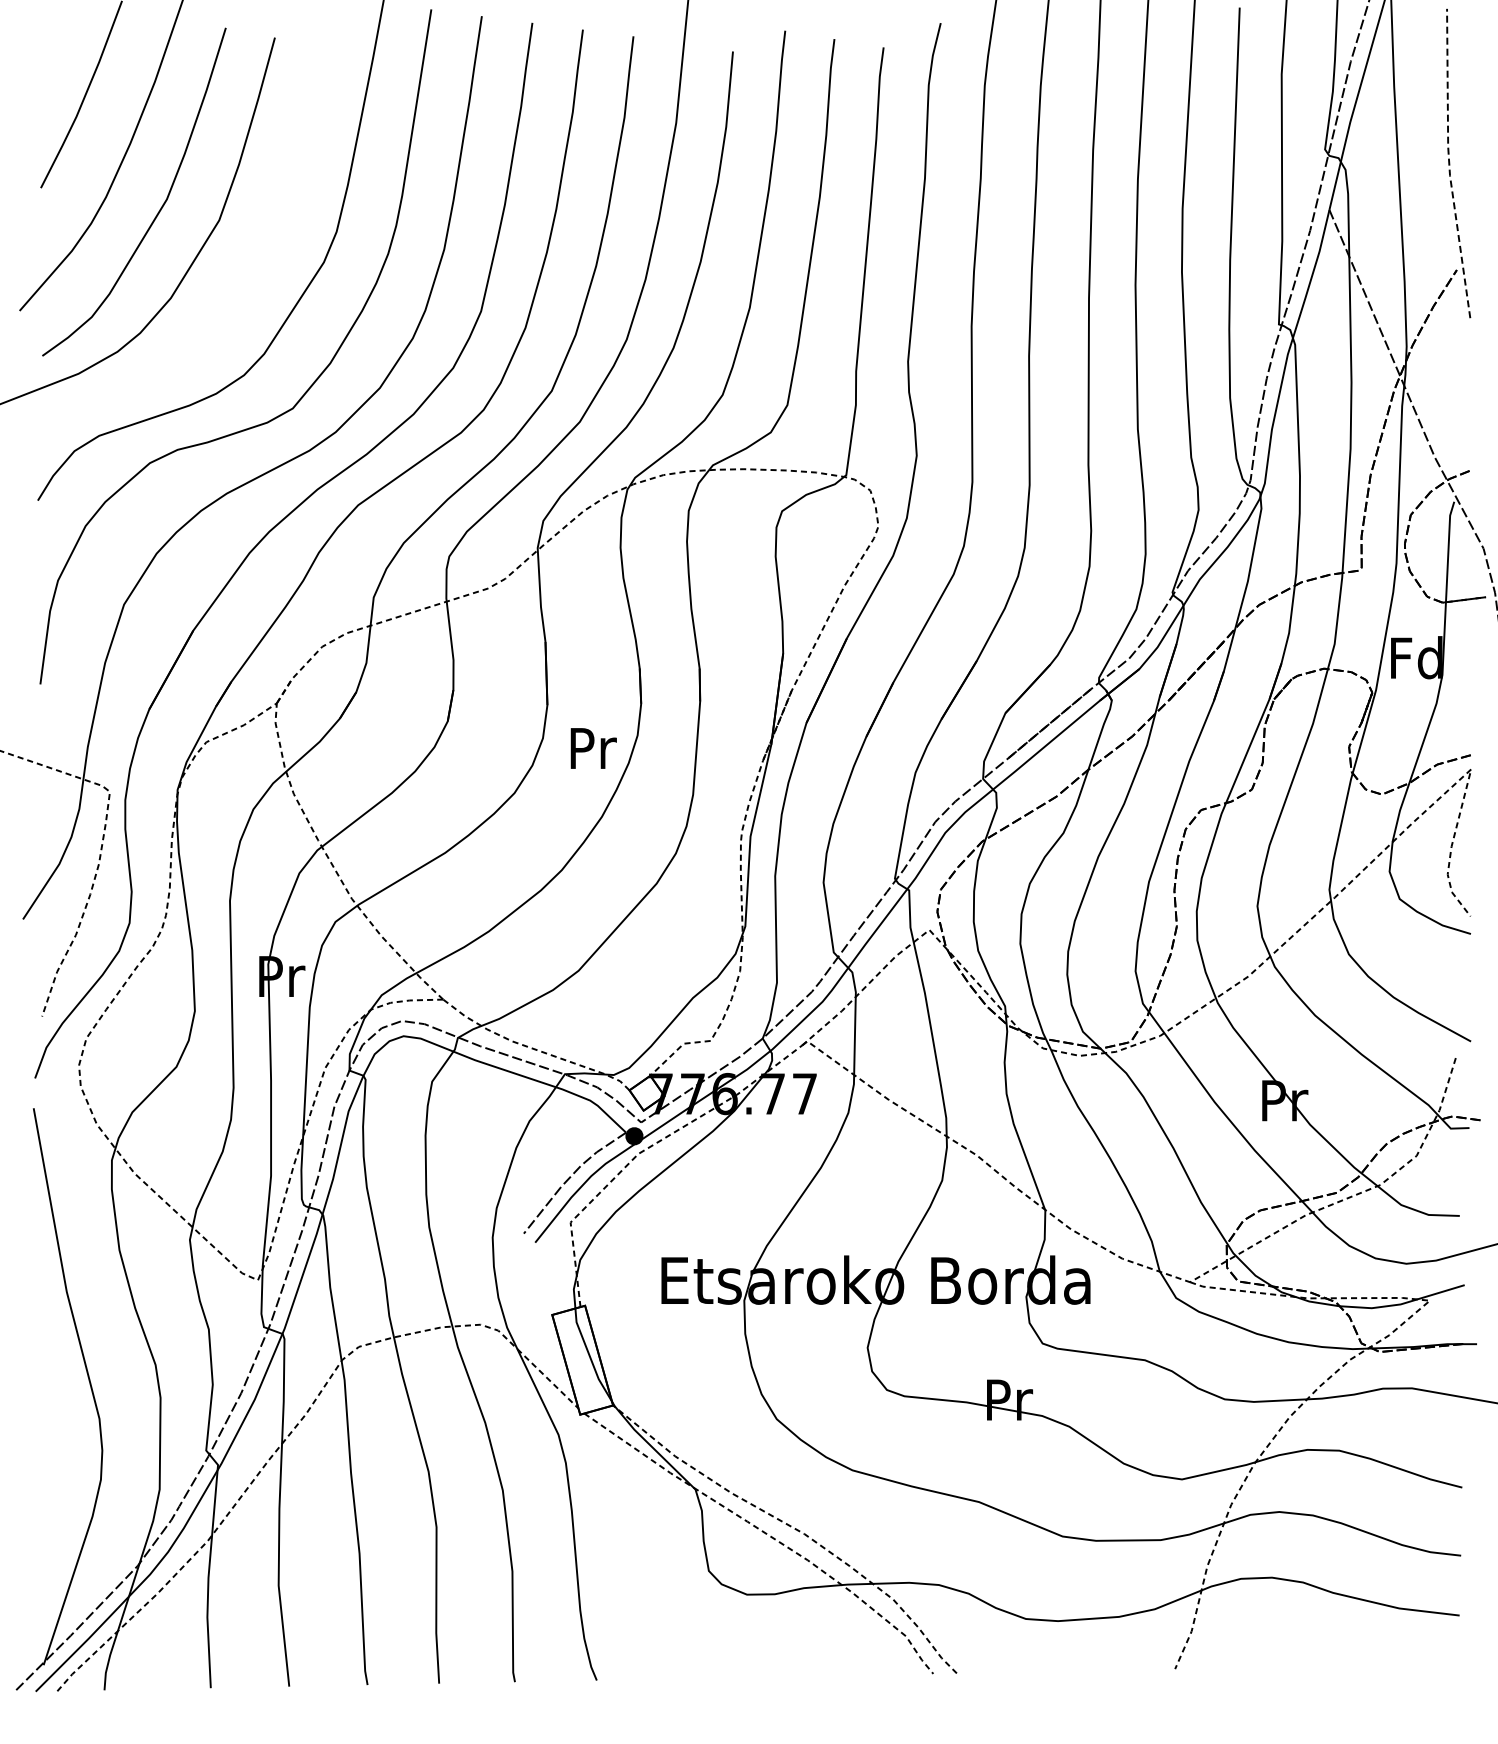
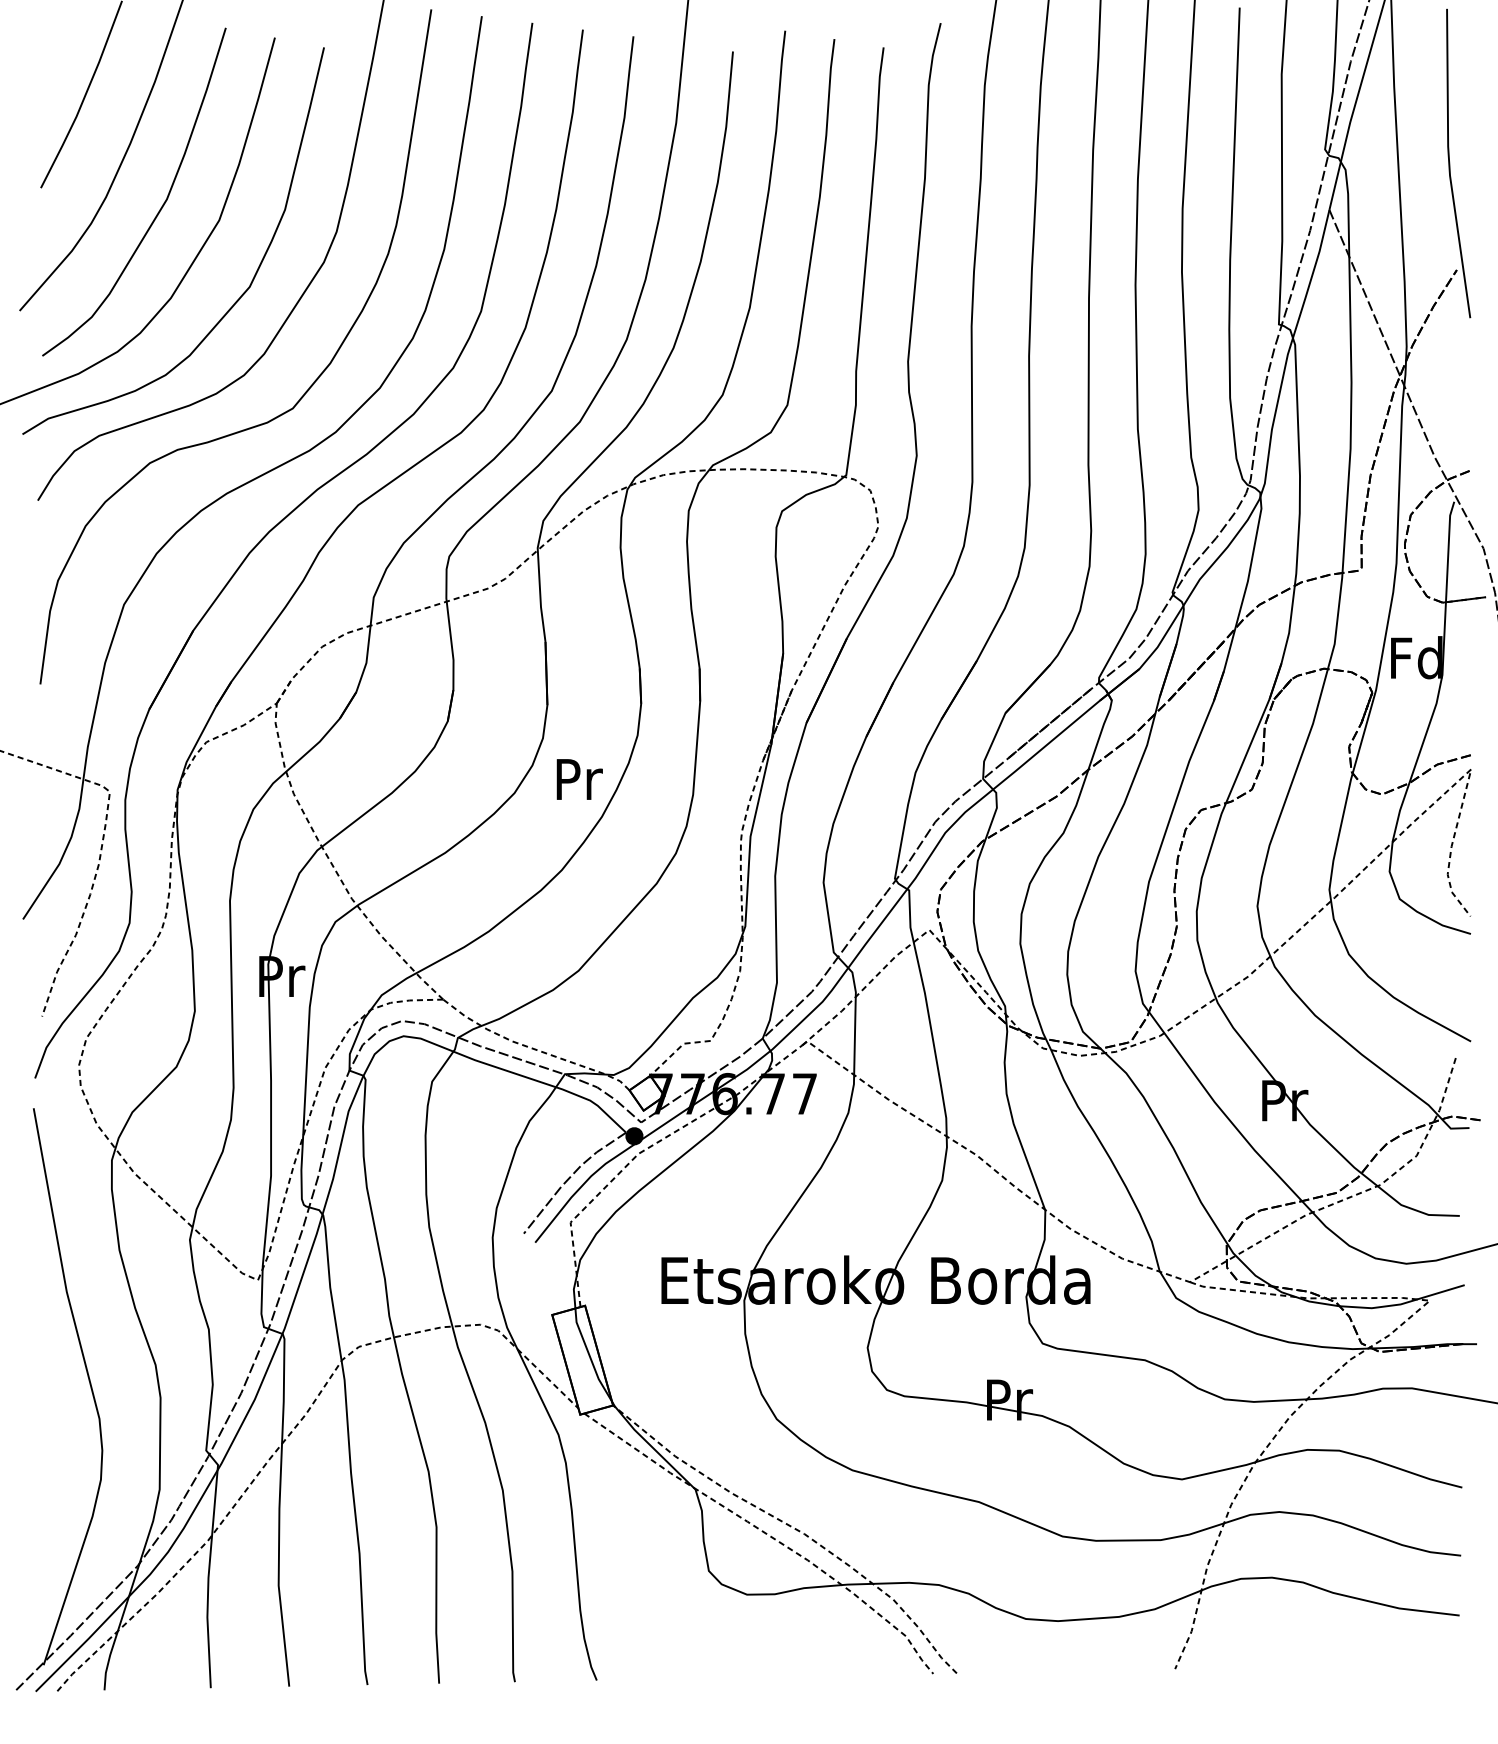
line: dashed -> solid (1449, 164)
curve: none -> present (241, 294)
text position: (593, 748) -> (579, 779) (579, 779)
